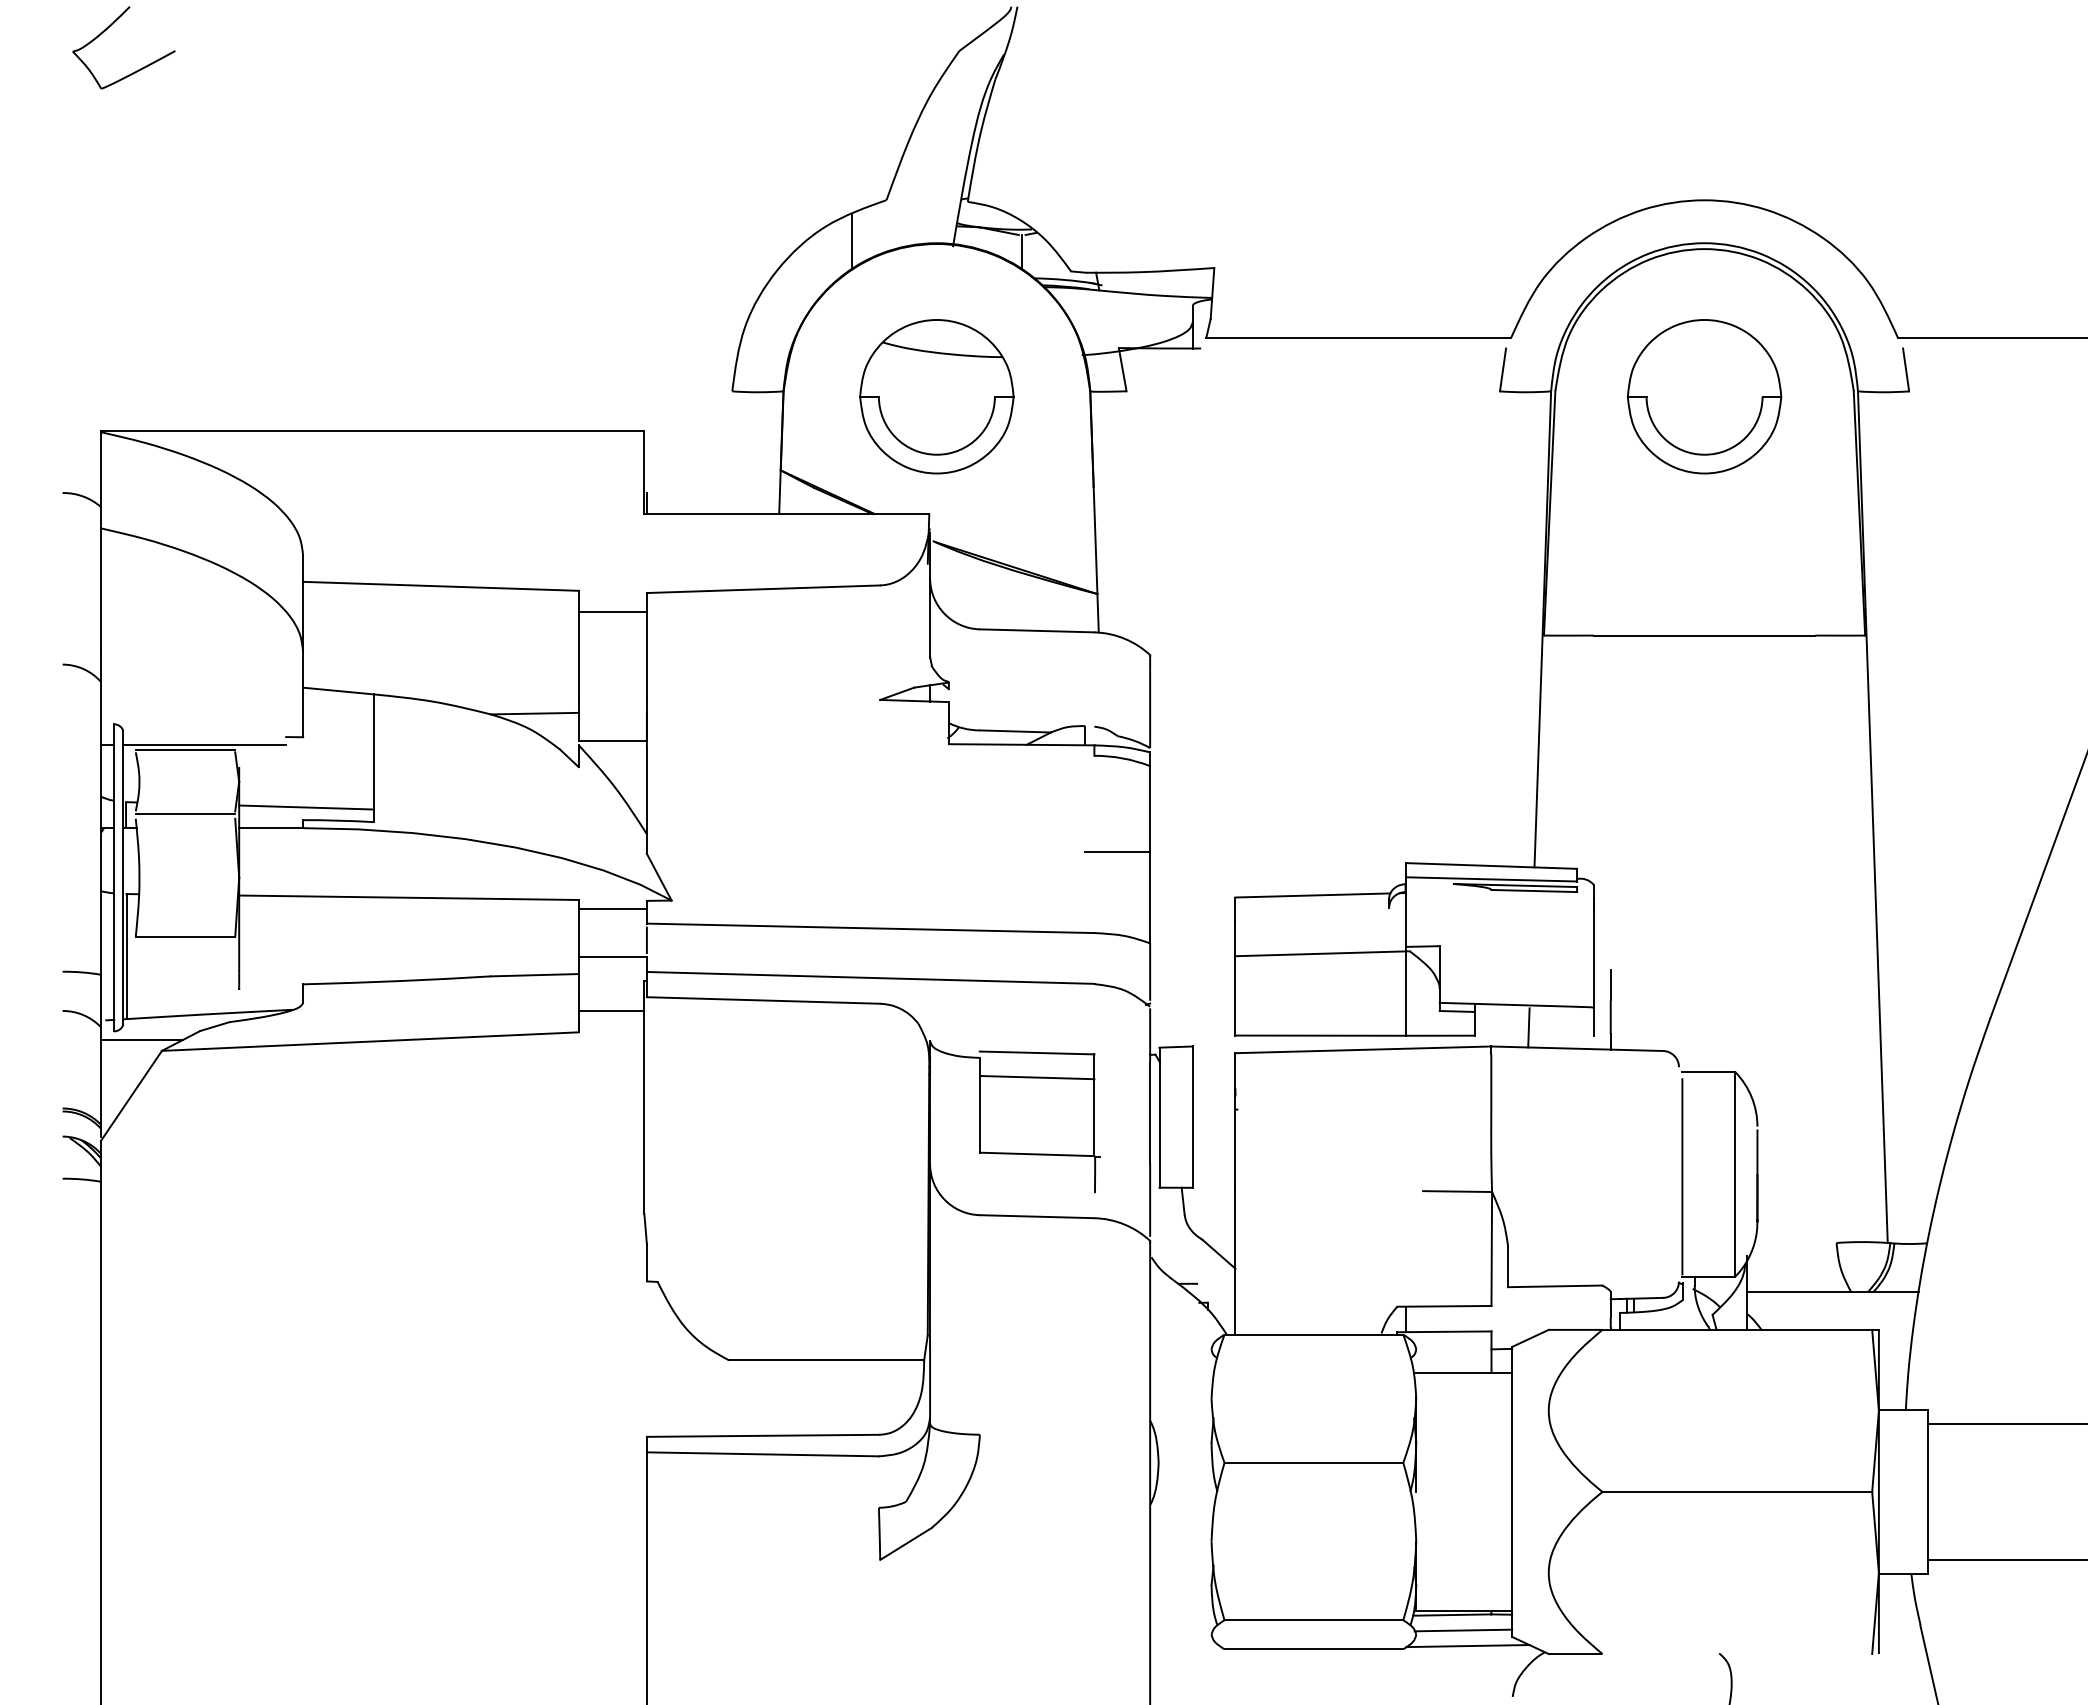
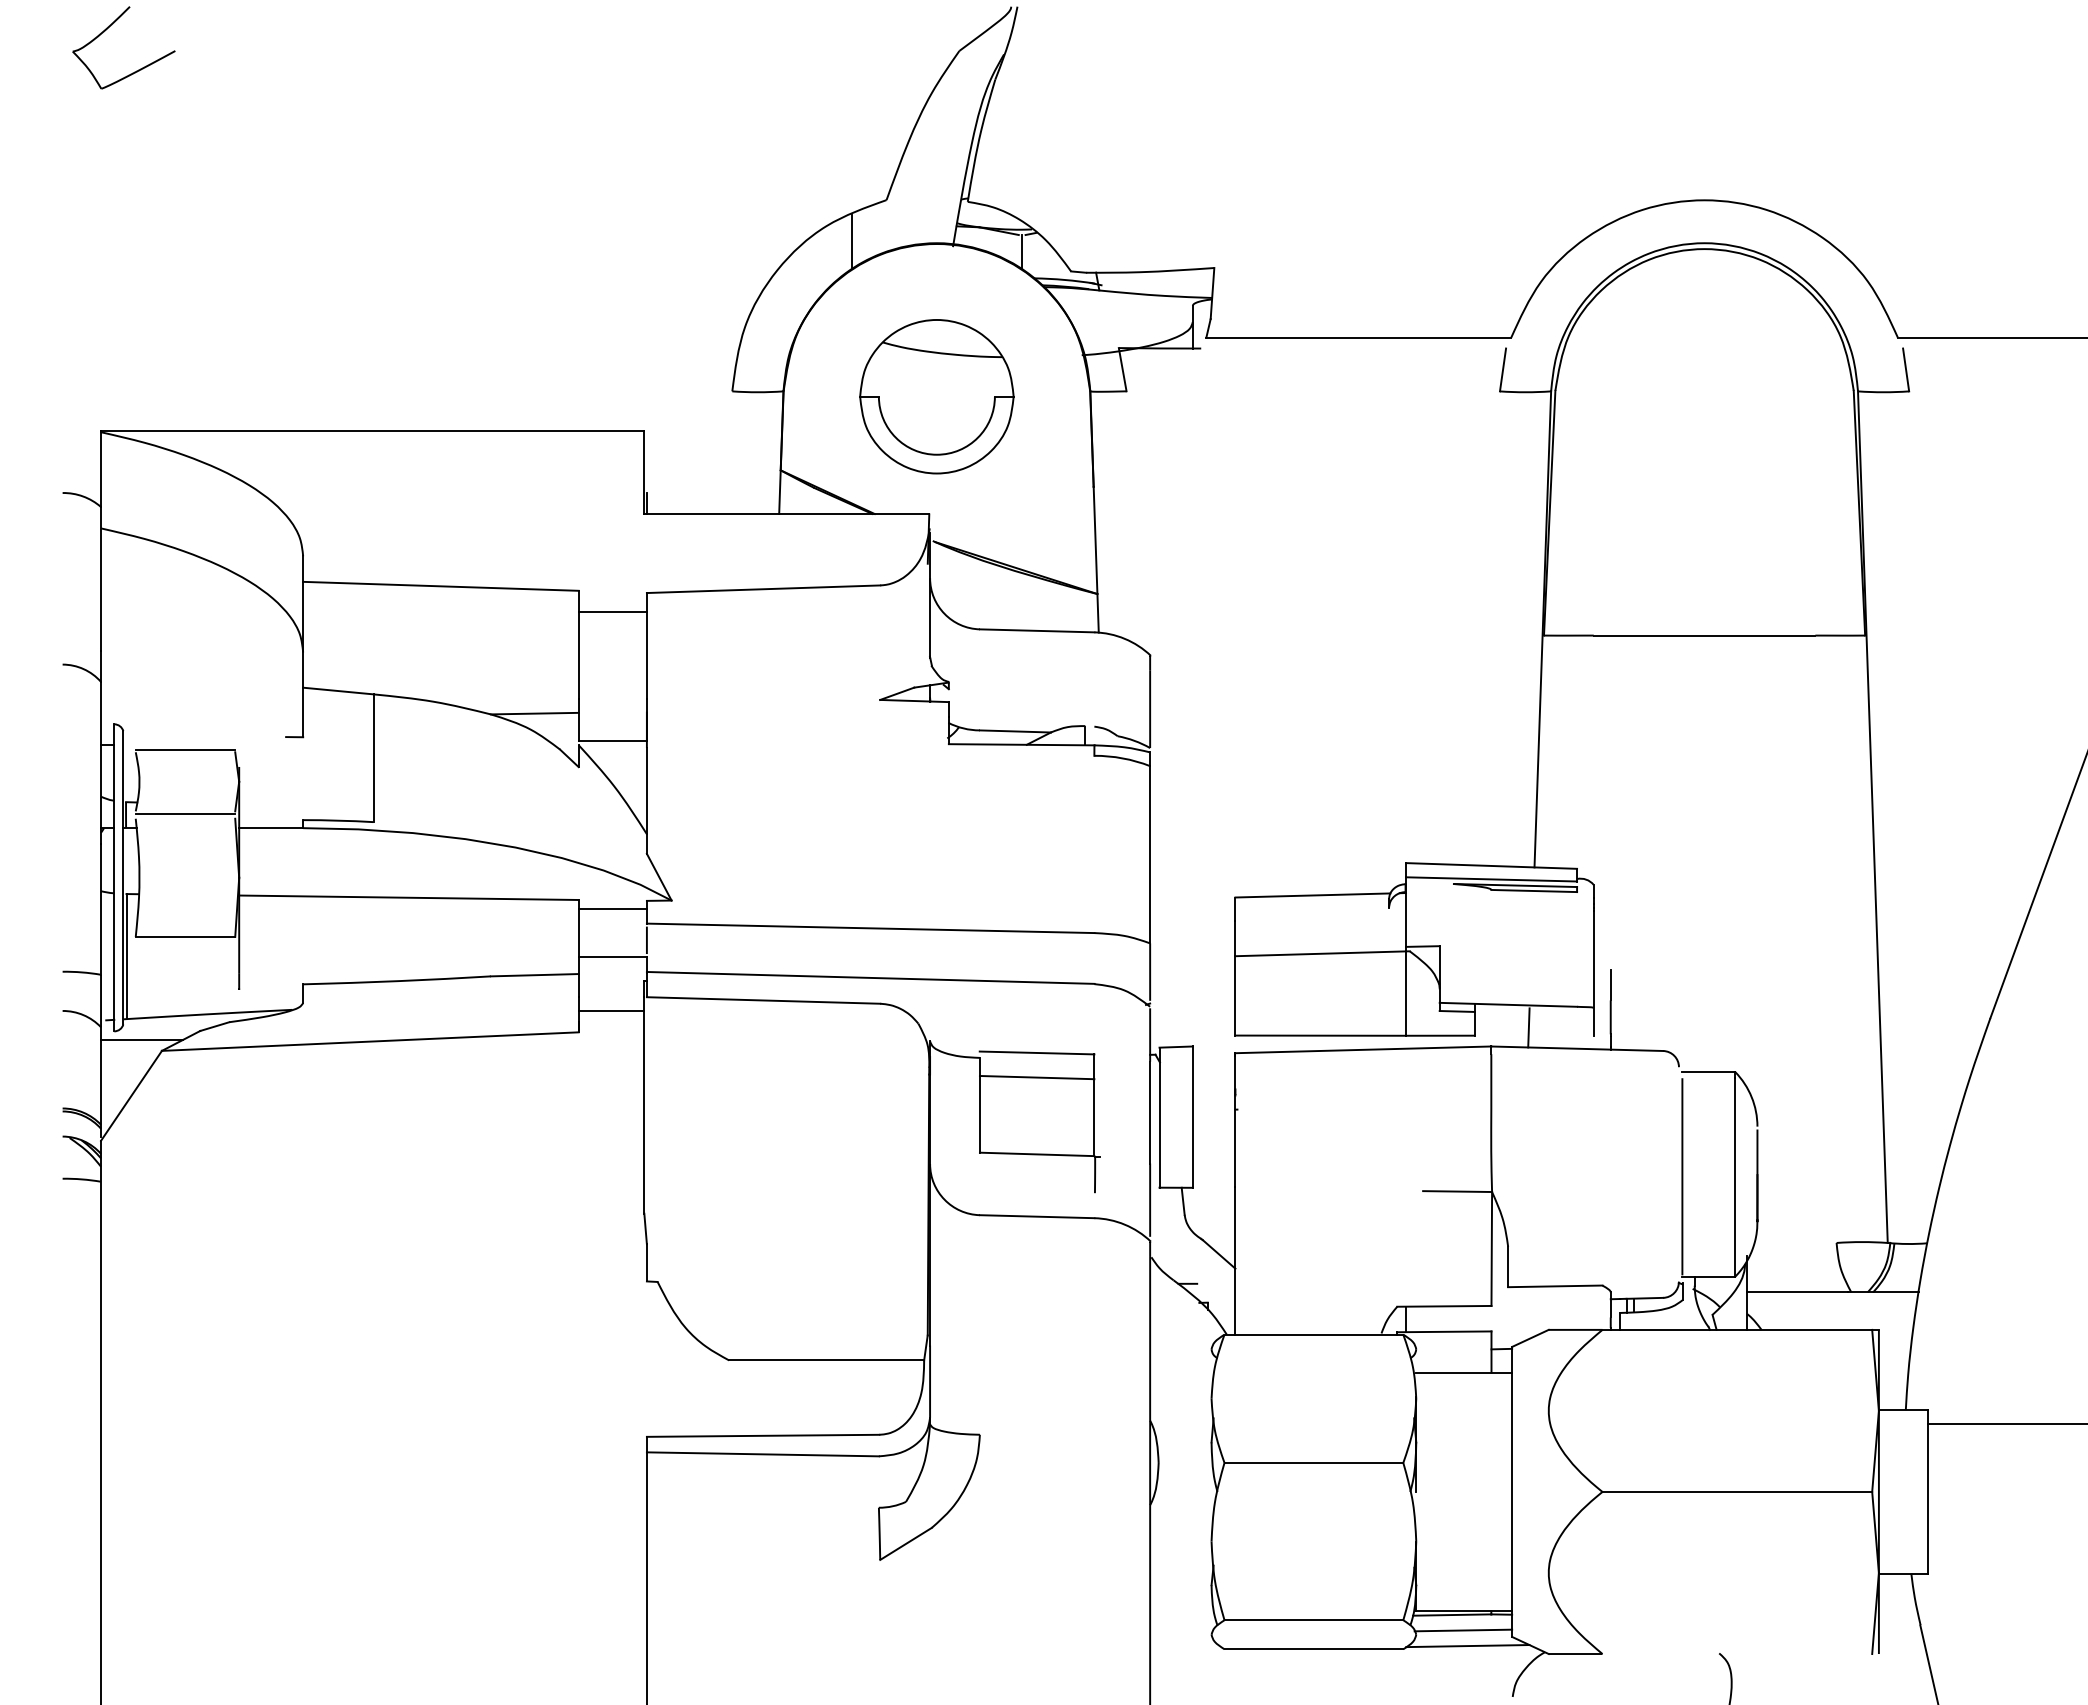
part: present -> none (1704, 396)
line: present -> none (204, 745)
line: present -> none (306, 807)
line: present -> none (1117, 851)
line: present -> none (2006, 1560)
